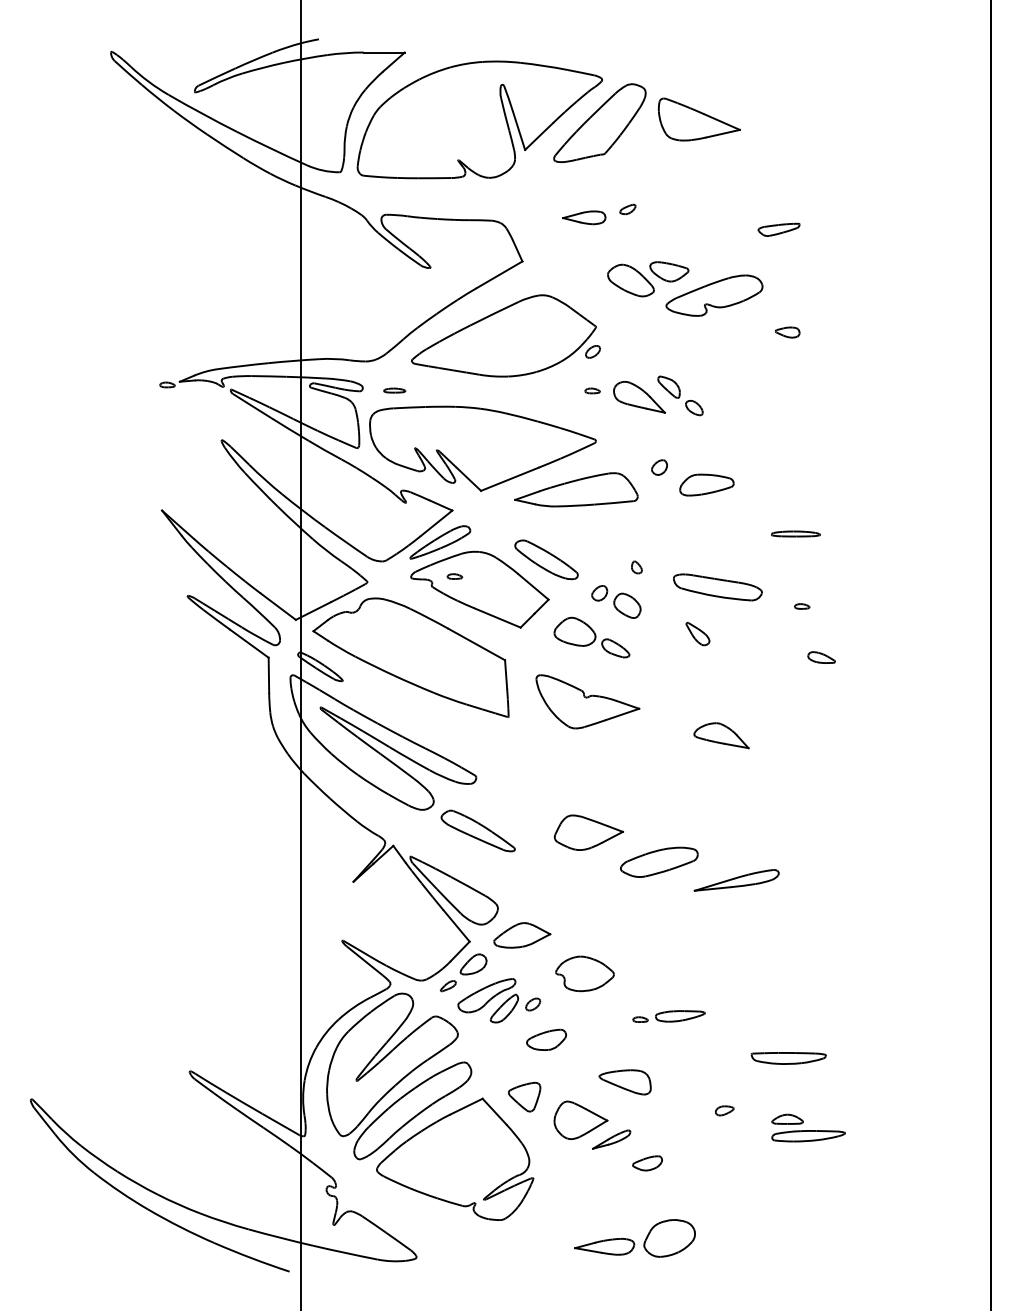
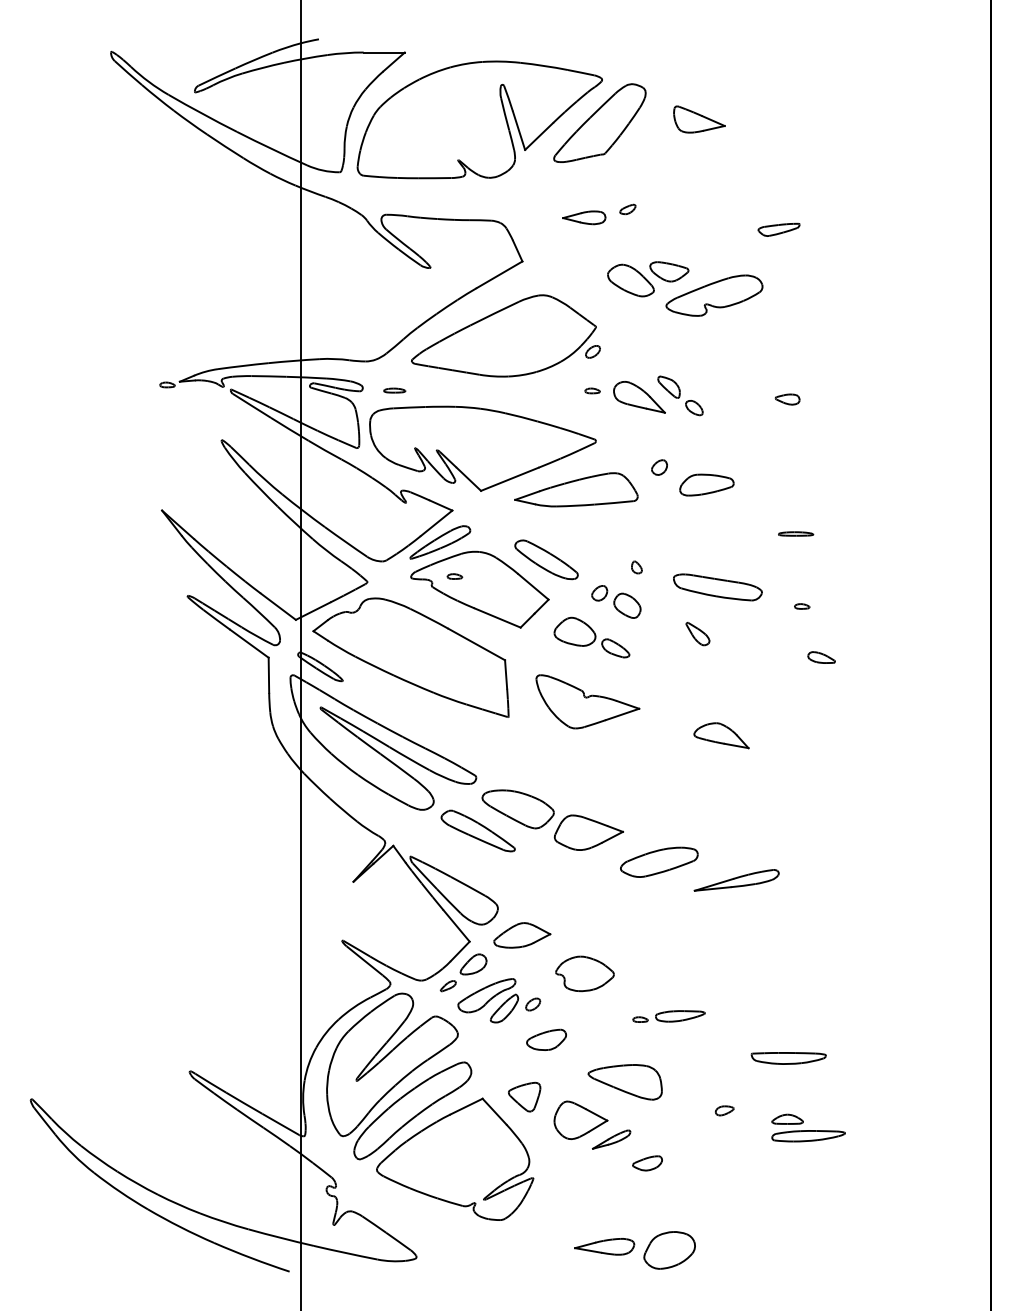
part size: 84x45 px -> 53x29 px (699, 119)
part position: (787, 332) -> (787, 399) (787, 399)
part size: 50x8 px -> 37x6 px (796, 533)
part: none -> present (517, 809)
part size: 54x27 px -> 76x37 px (624, 1082)
part position: (669, 1238) -> (669, 1250) (669, 1250)
